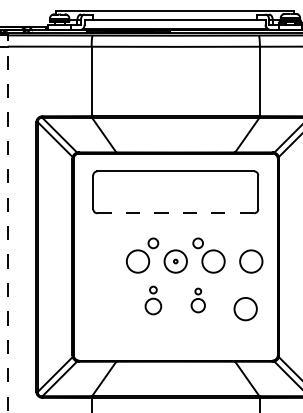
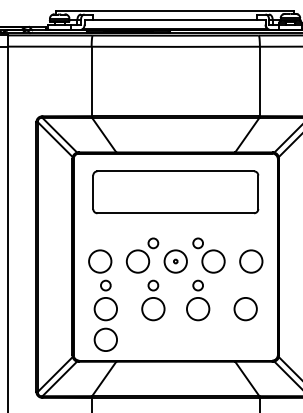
line: dashed -> solid (176, 213)
line: dashed -> solid (7, 224)
part: none -> present (102, 300)
part size: 19x31 px -> 25x43 px (153, 300)
part size: 16x27 px -> 25x43 px (198, 300)
